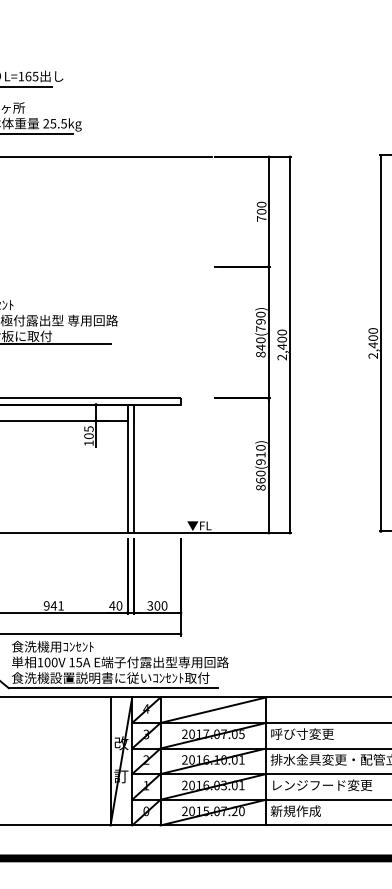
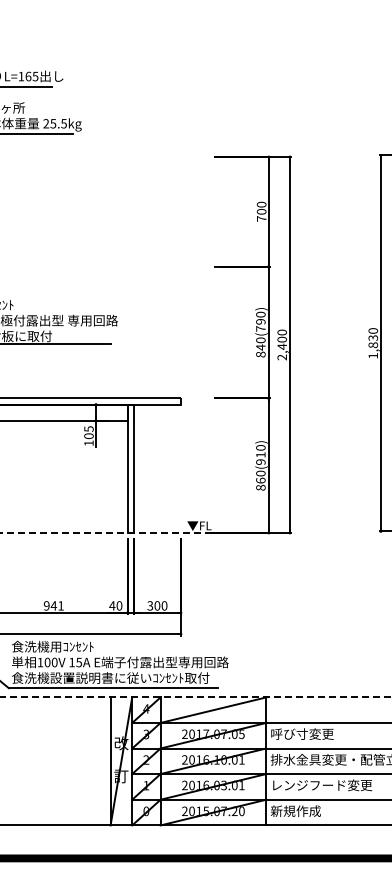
line: present -> none (107, 156)
text: 2,400 -> 1,830 (373, 346)
line: solid -> dashed (106, 533)
line: solid -> dashed (196, 697)
